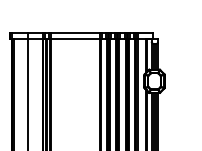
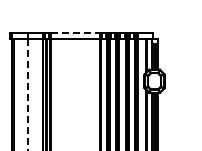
line: solid -> dashed (75, 32)
line: solid -> dashed (27, 94)
